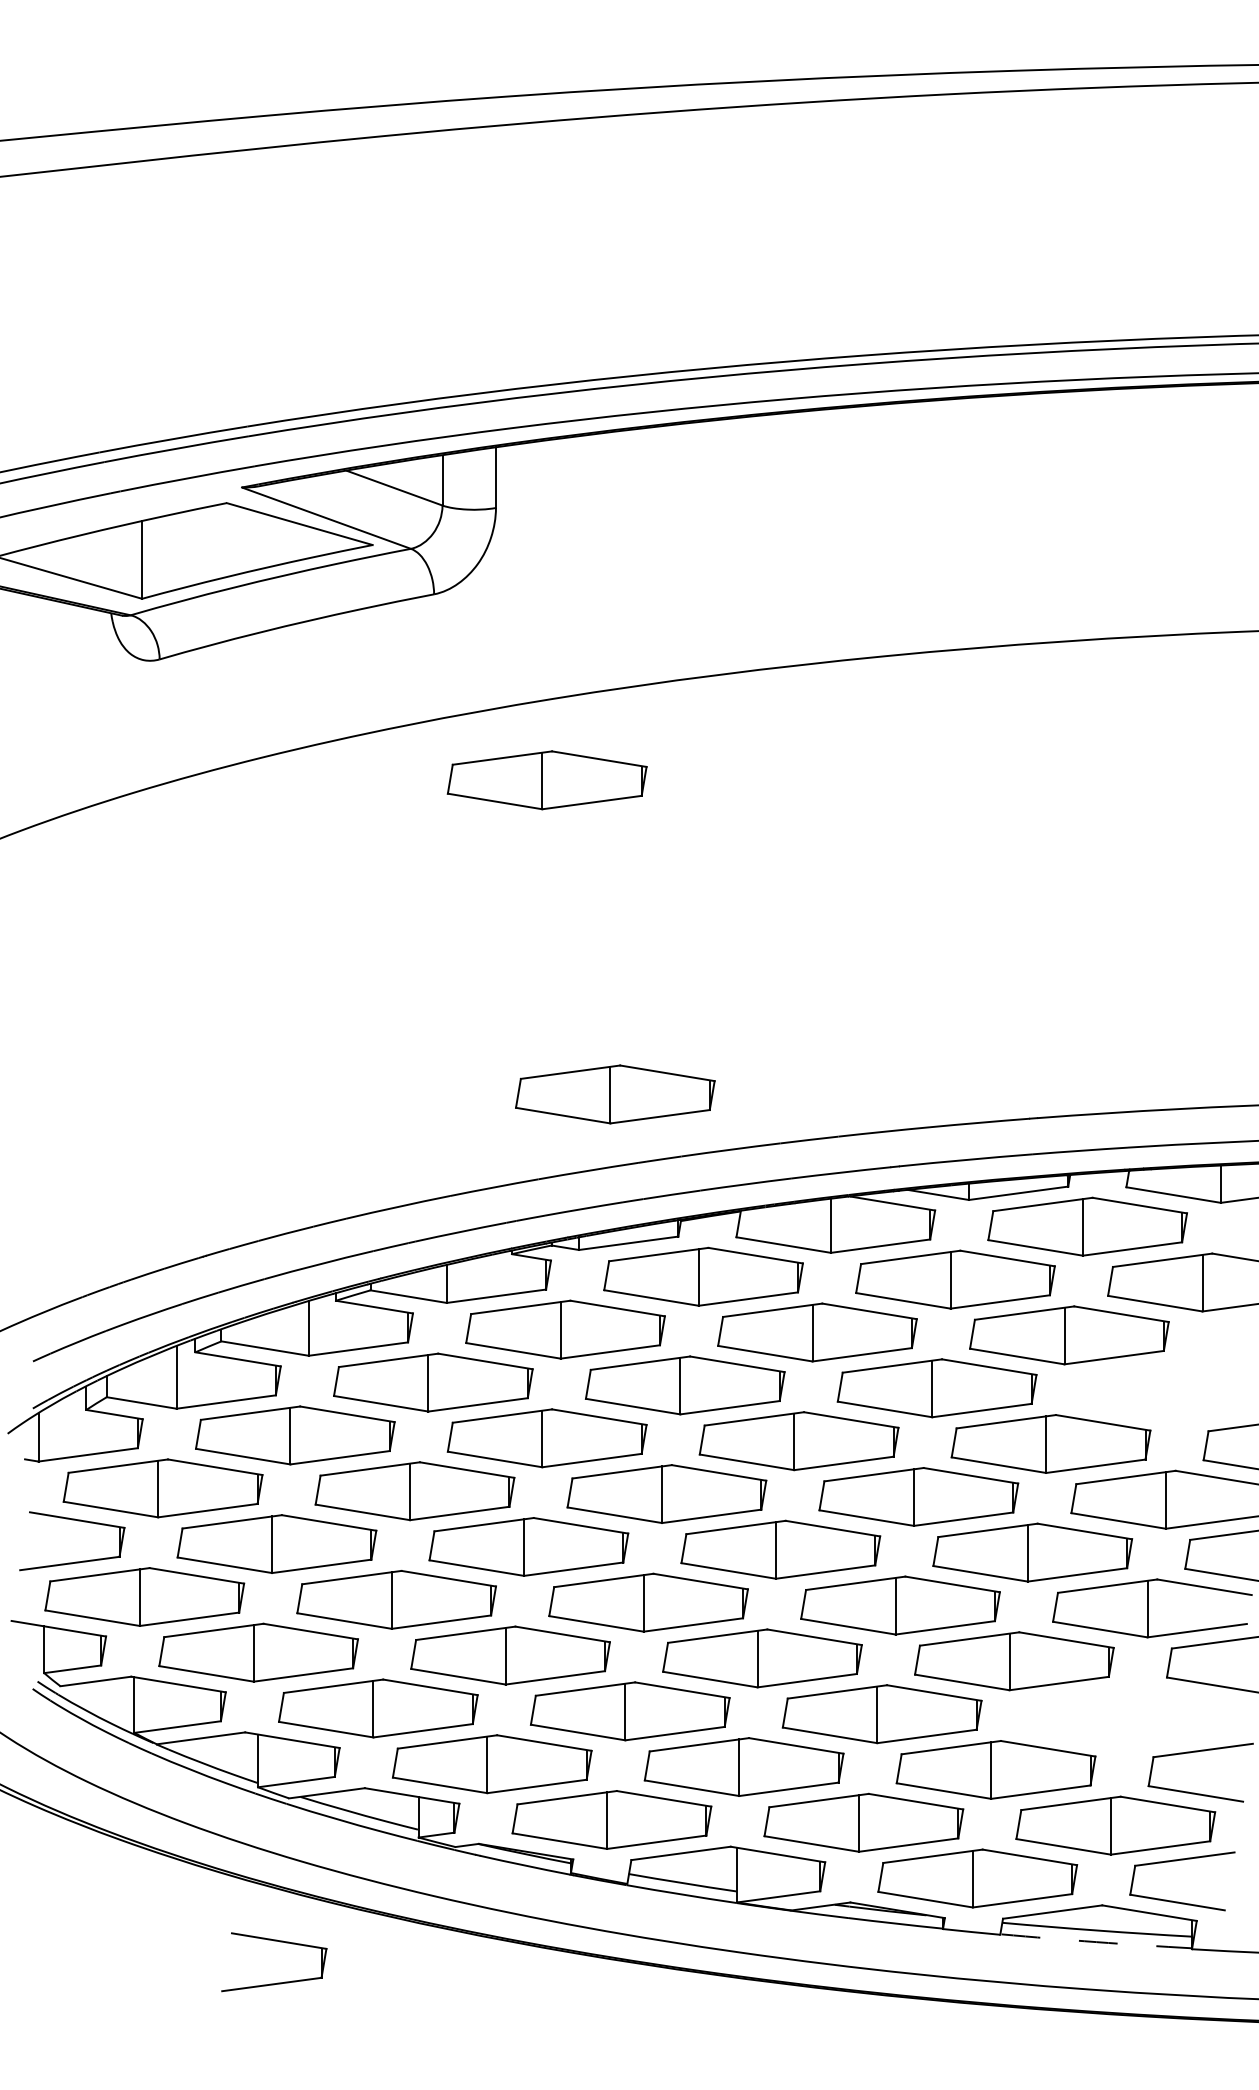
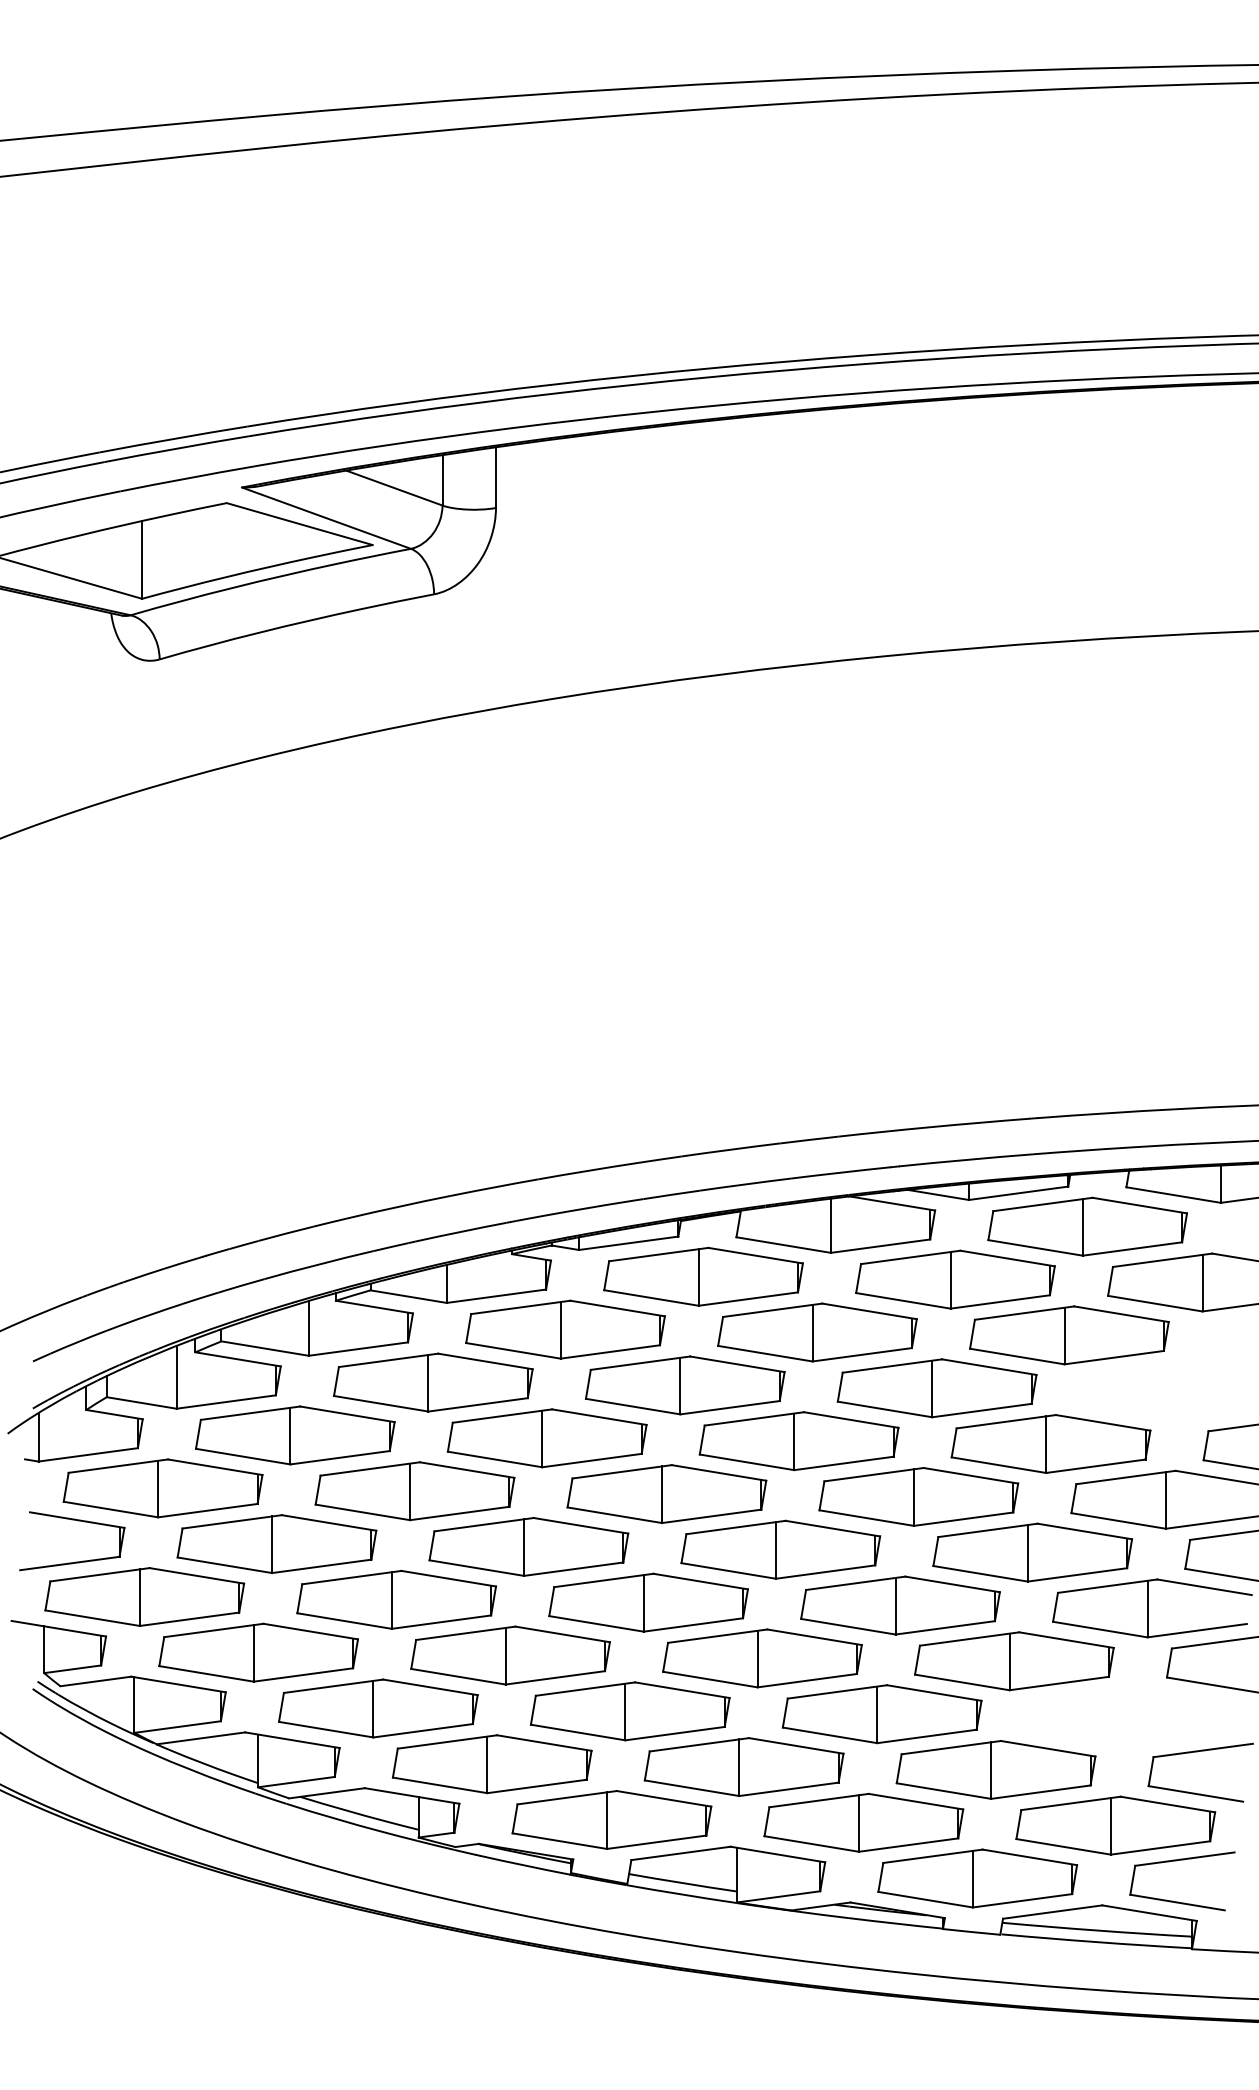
part: present -> none (546, 780)
part: present -> none (615, 1094)
arc: dashed -> solid (1096, 1942)
part: present -> none (277, 1982)
